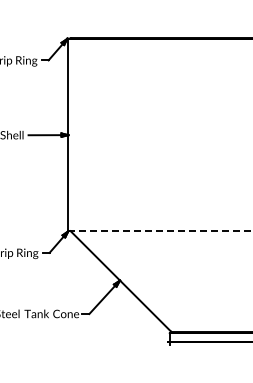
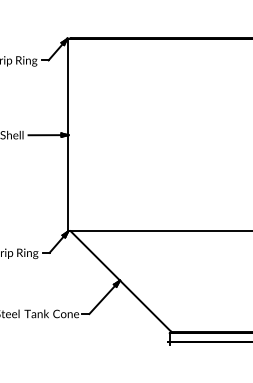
line: dashed -> solid (160, 231)
